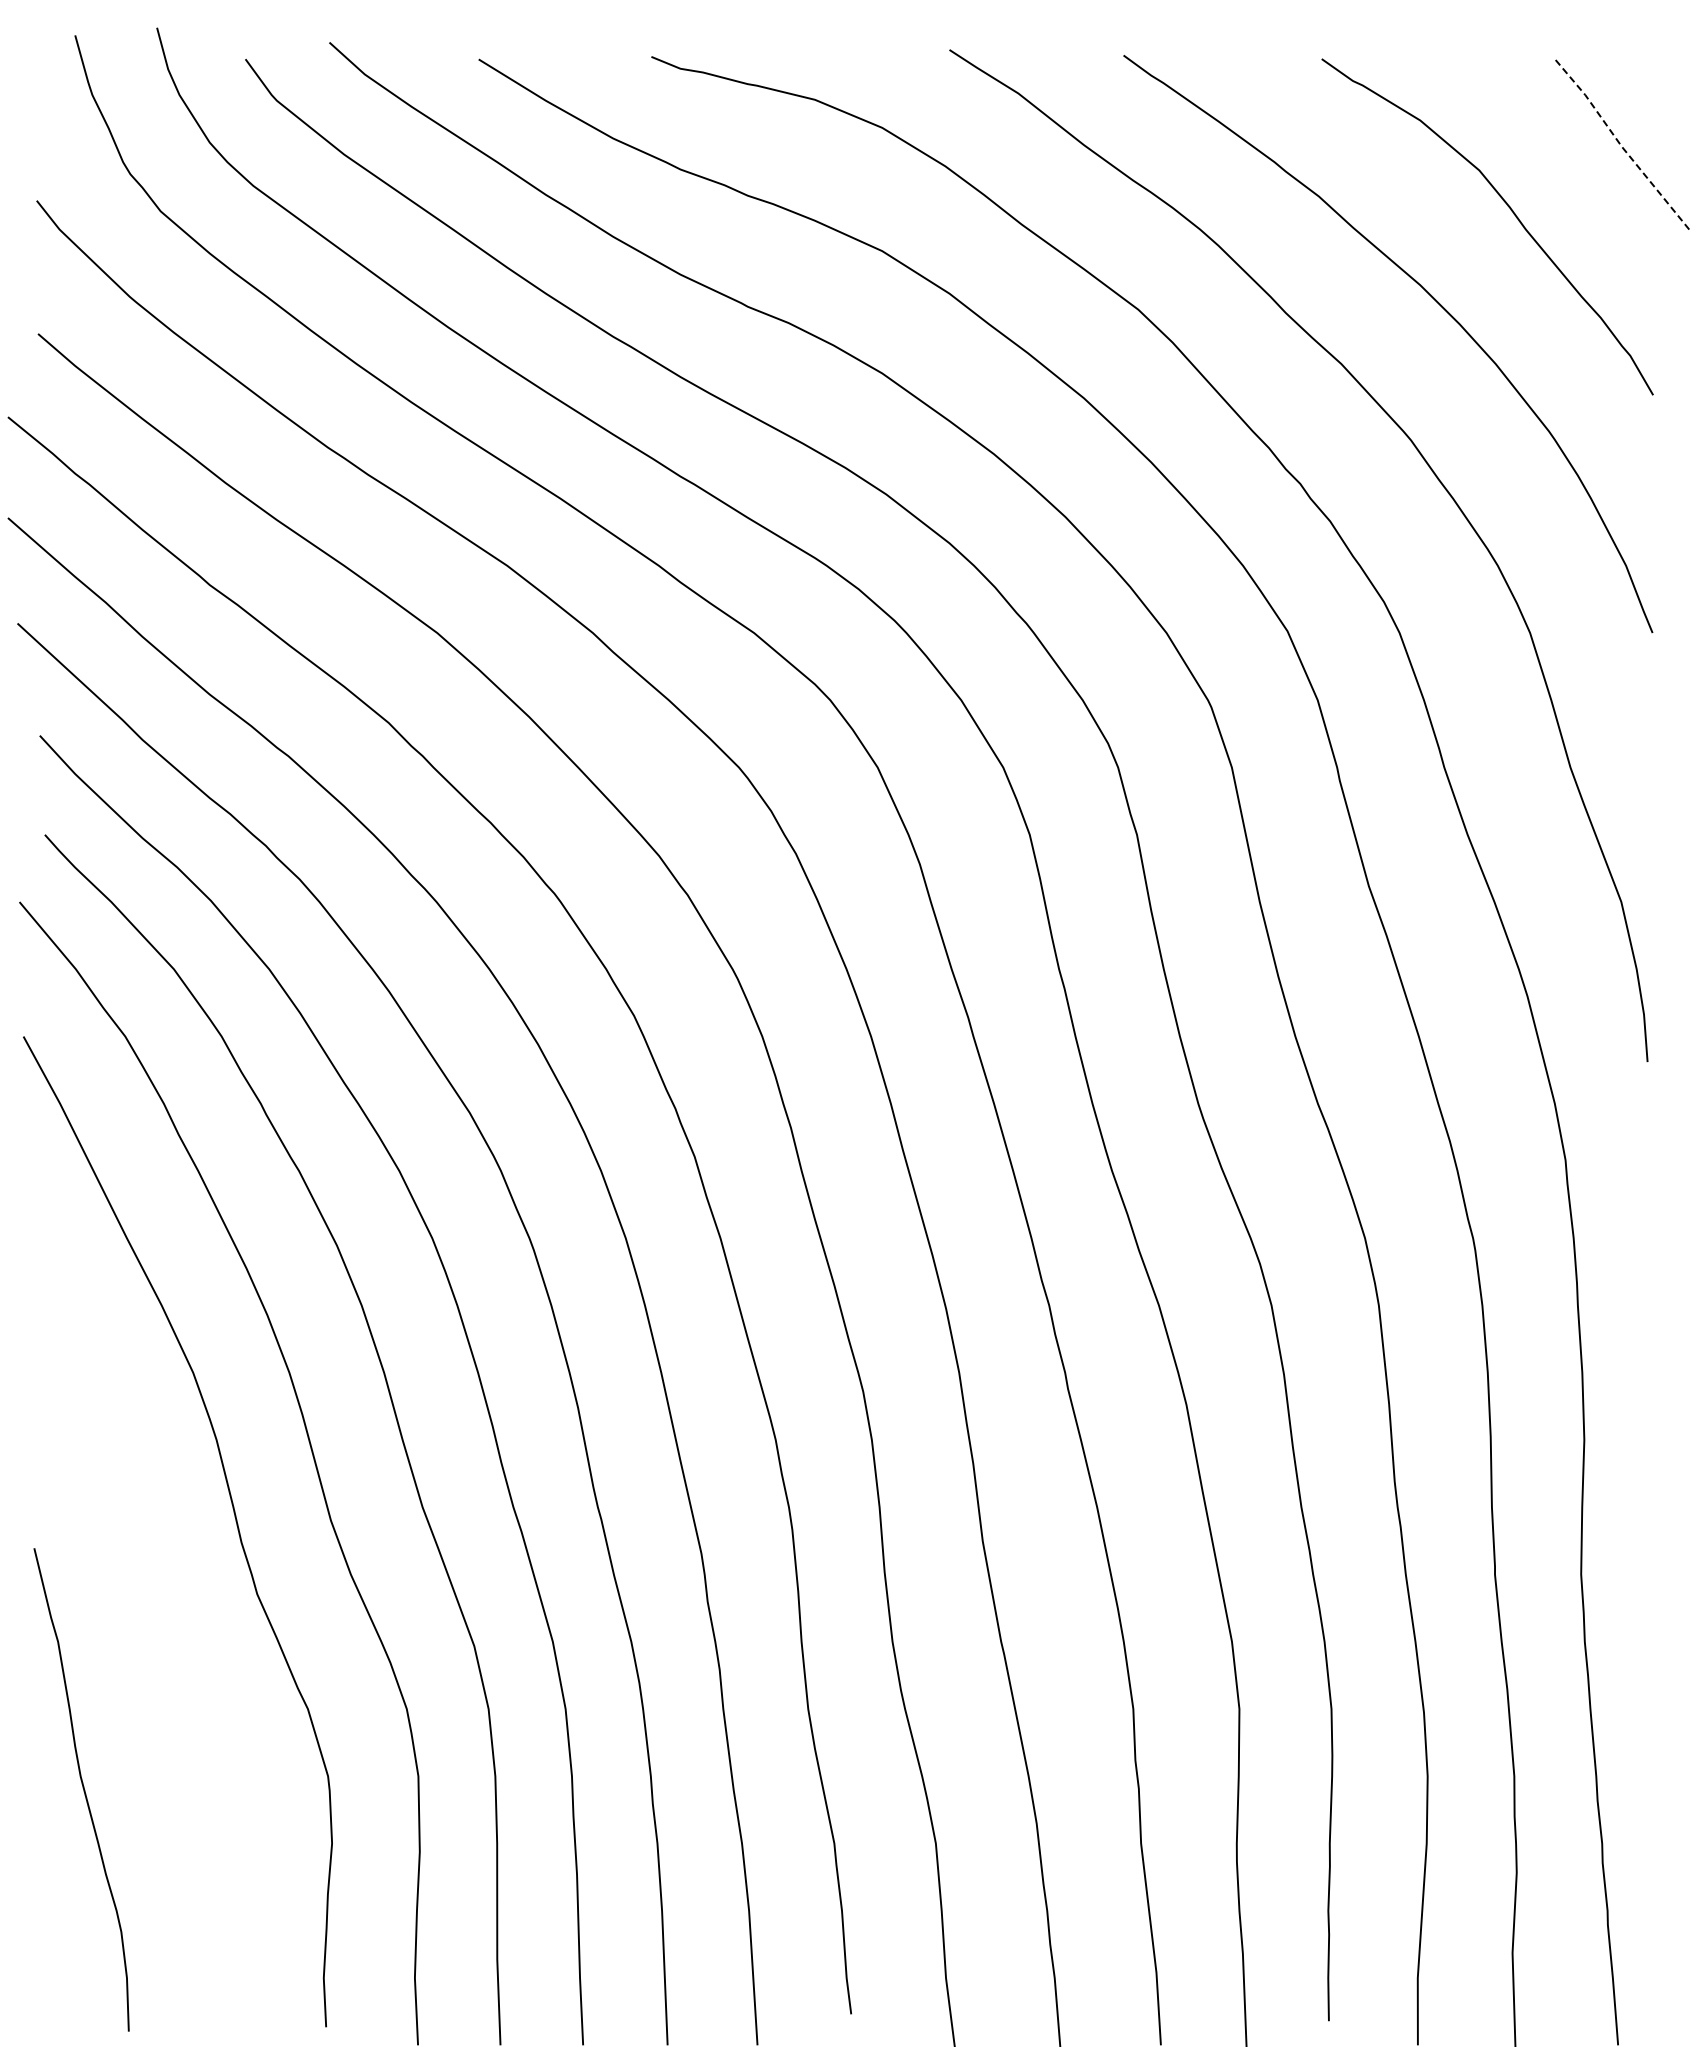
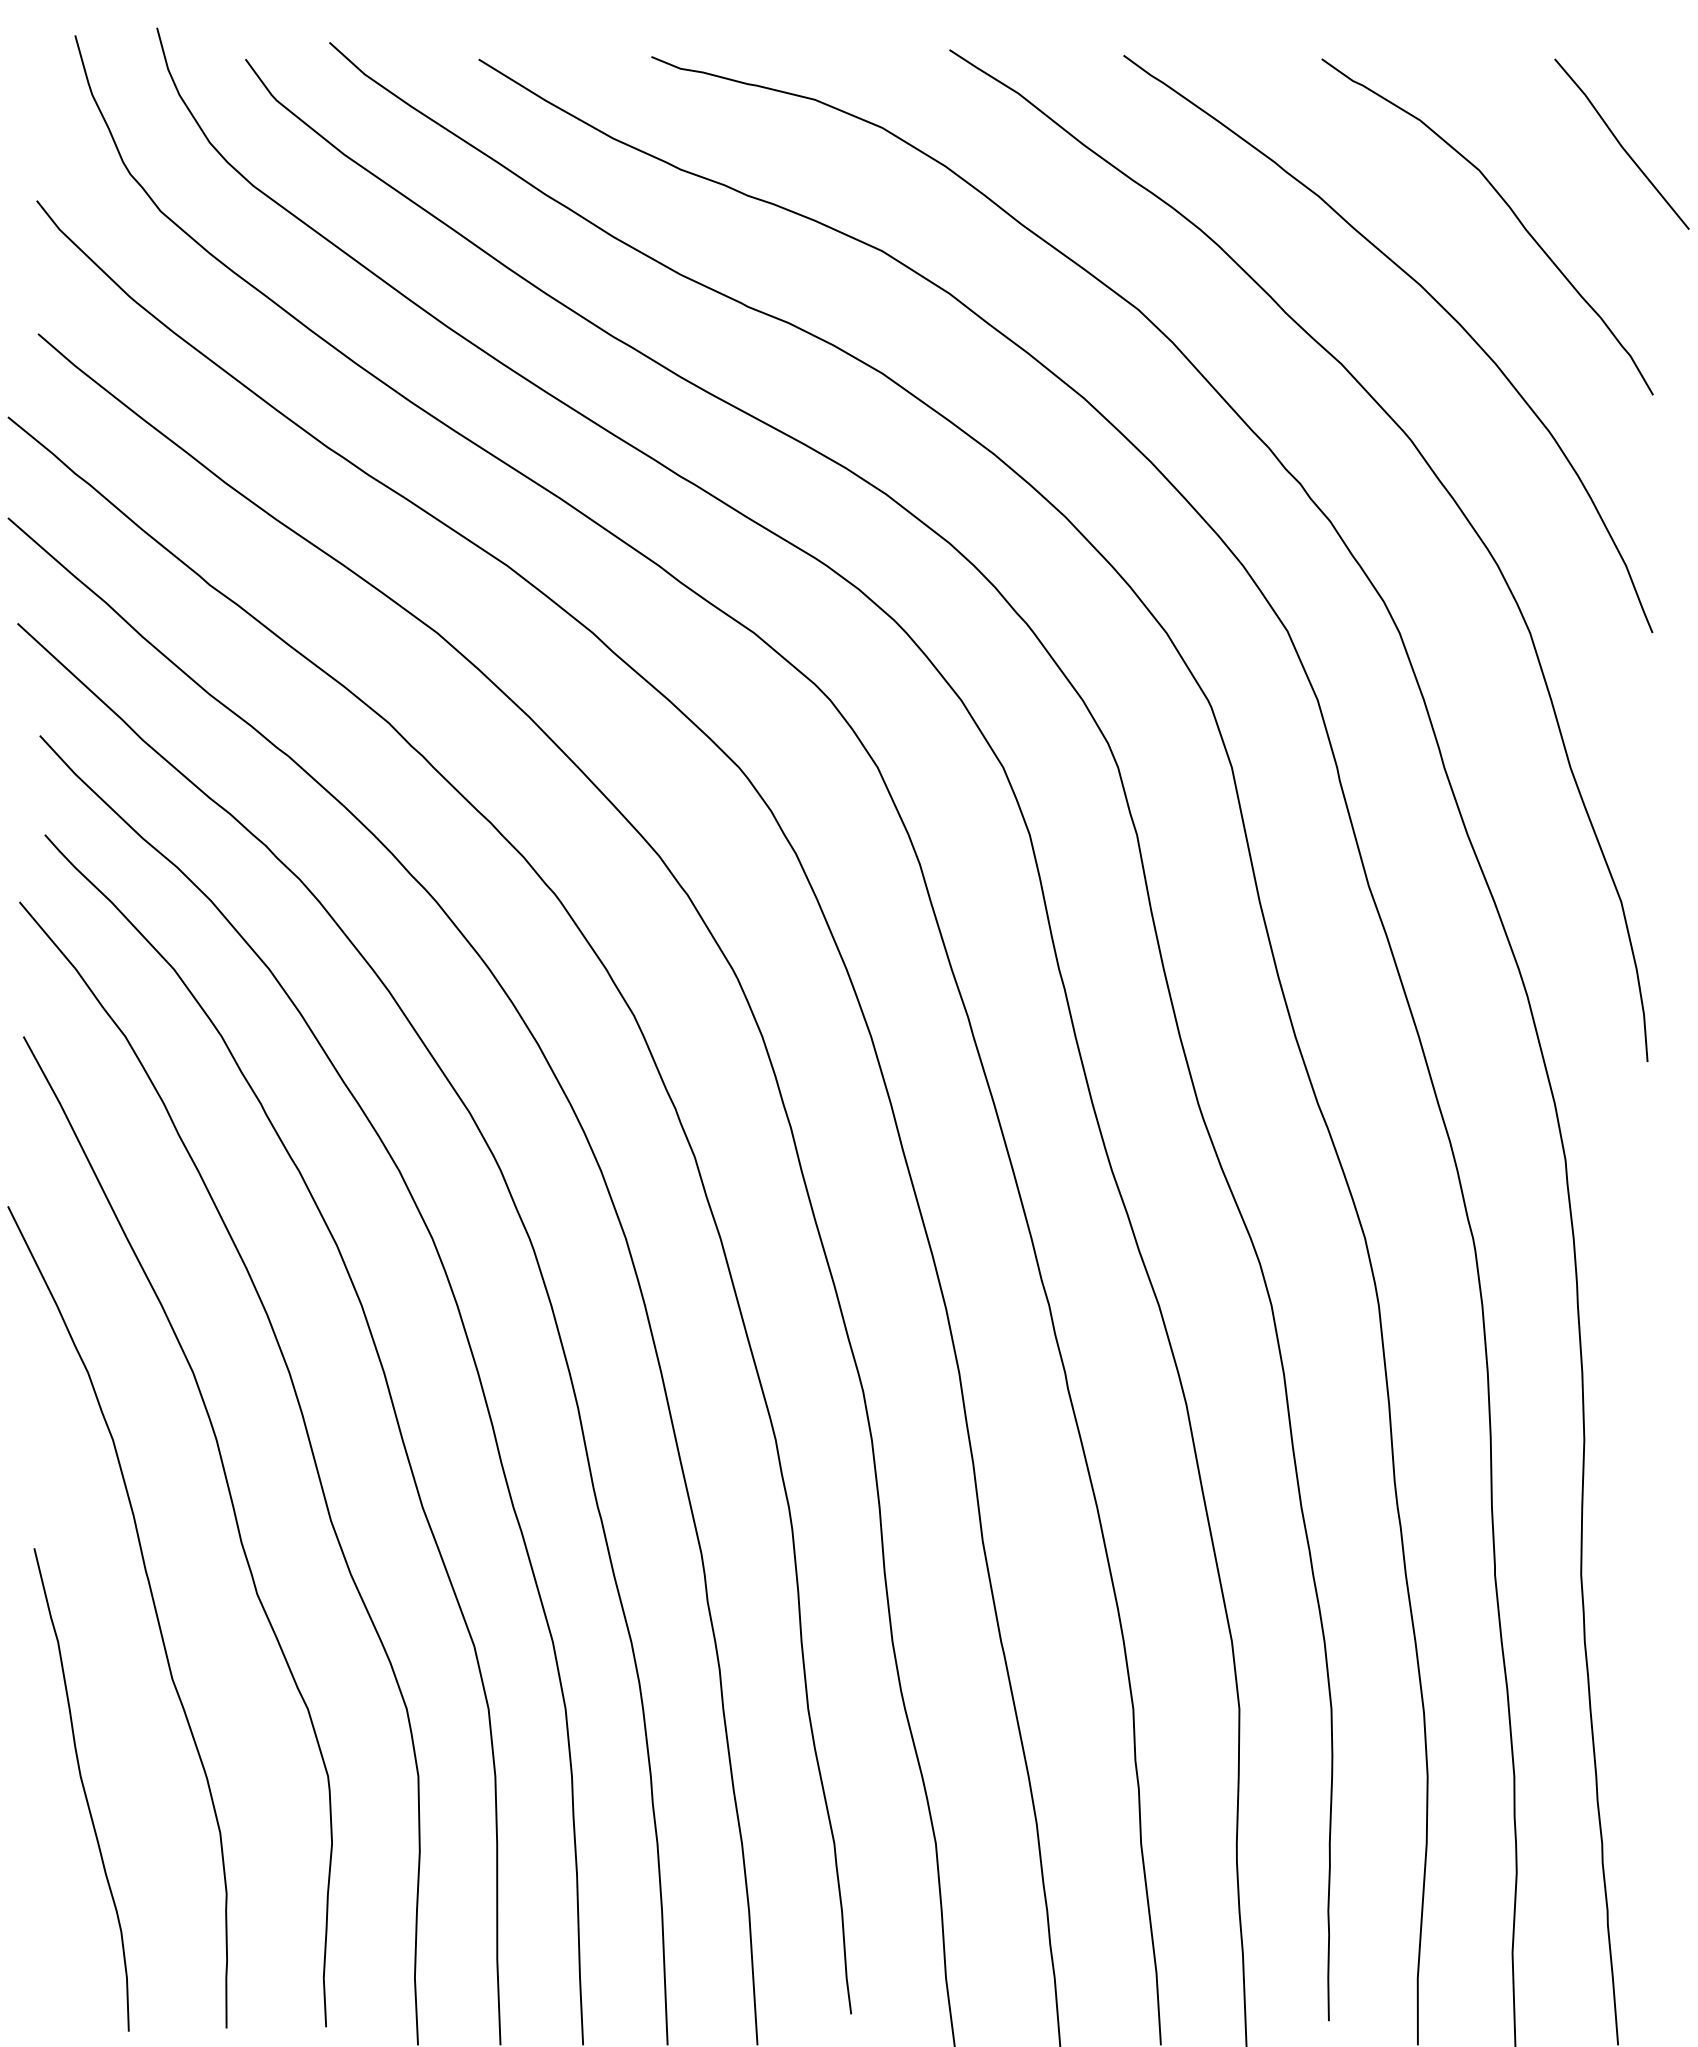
line: dashed -> solid (1620, 144)
curve: none -> present (153, 1606)
